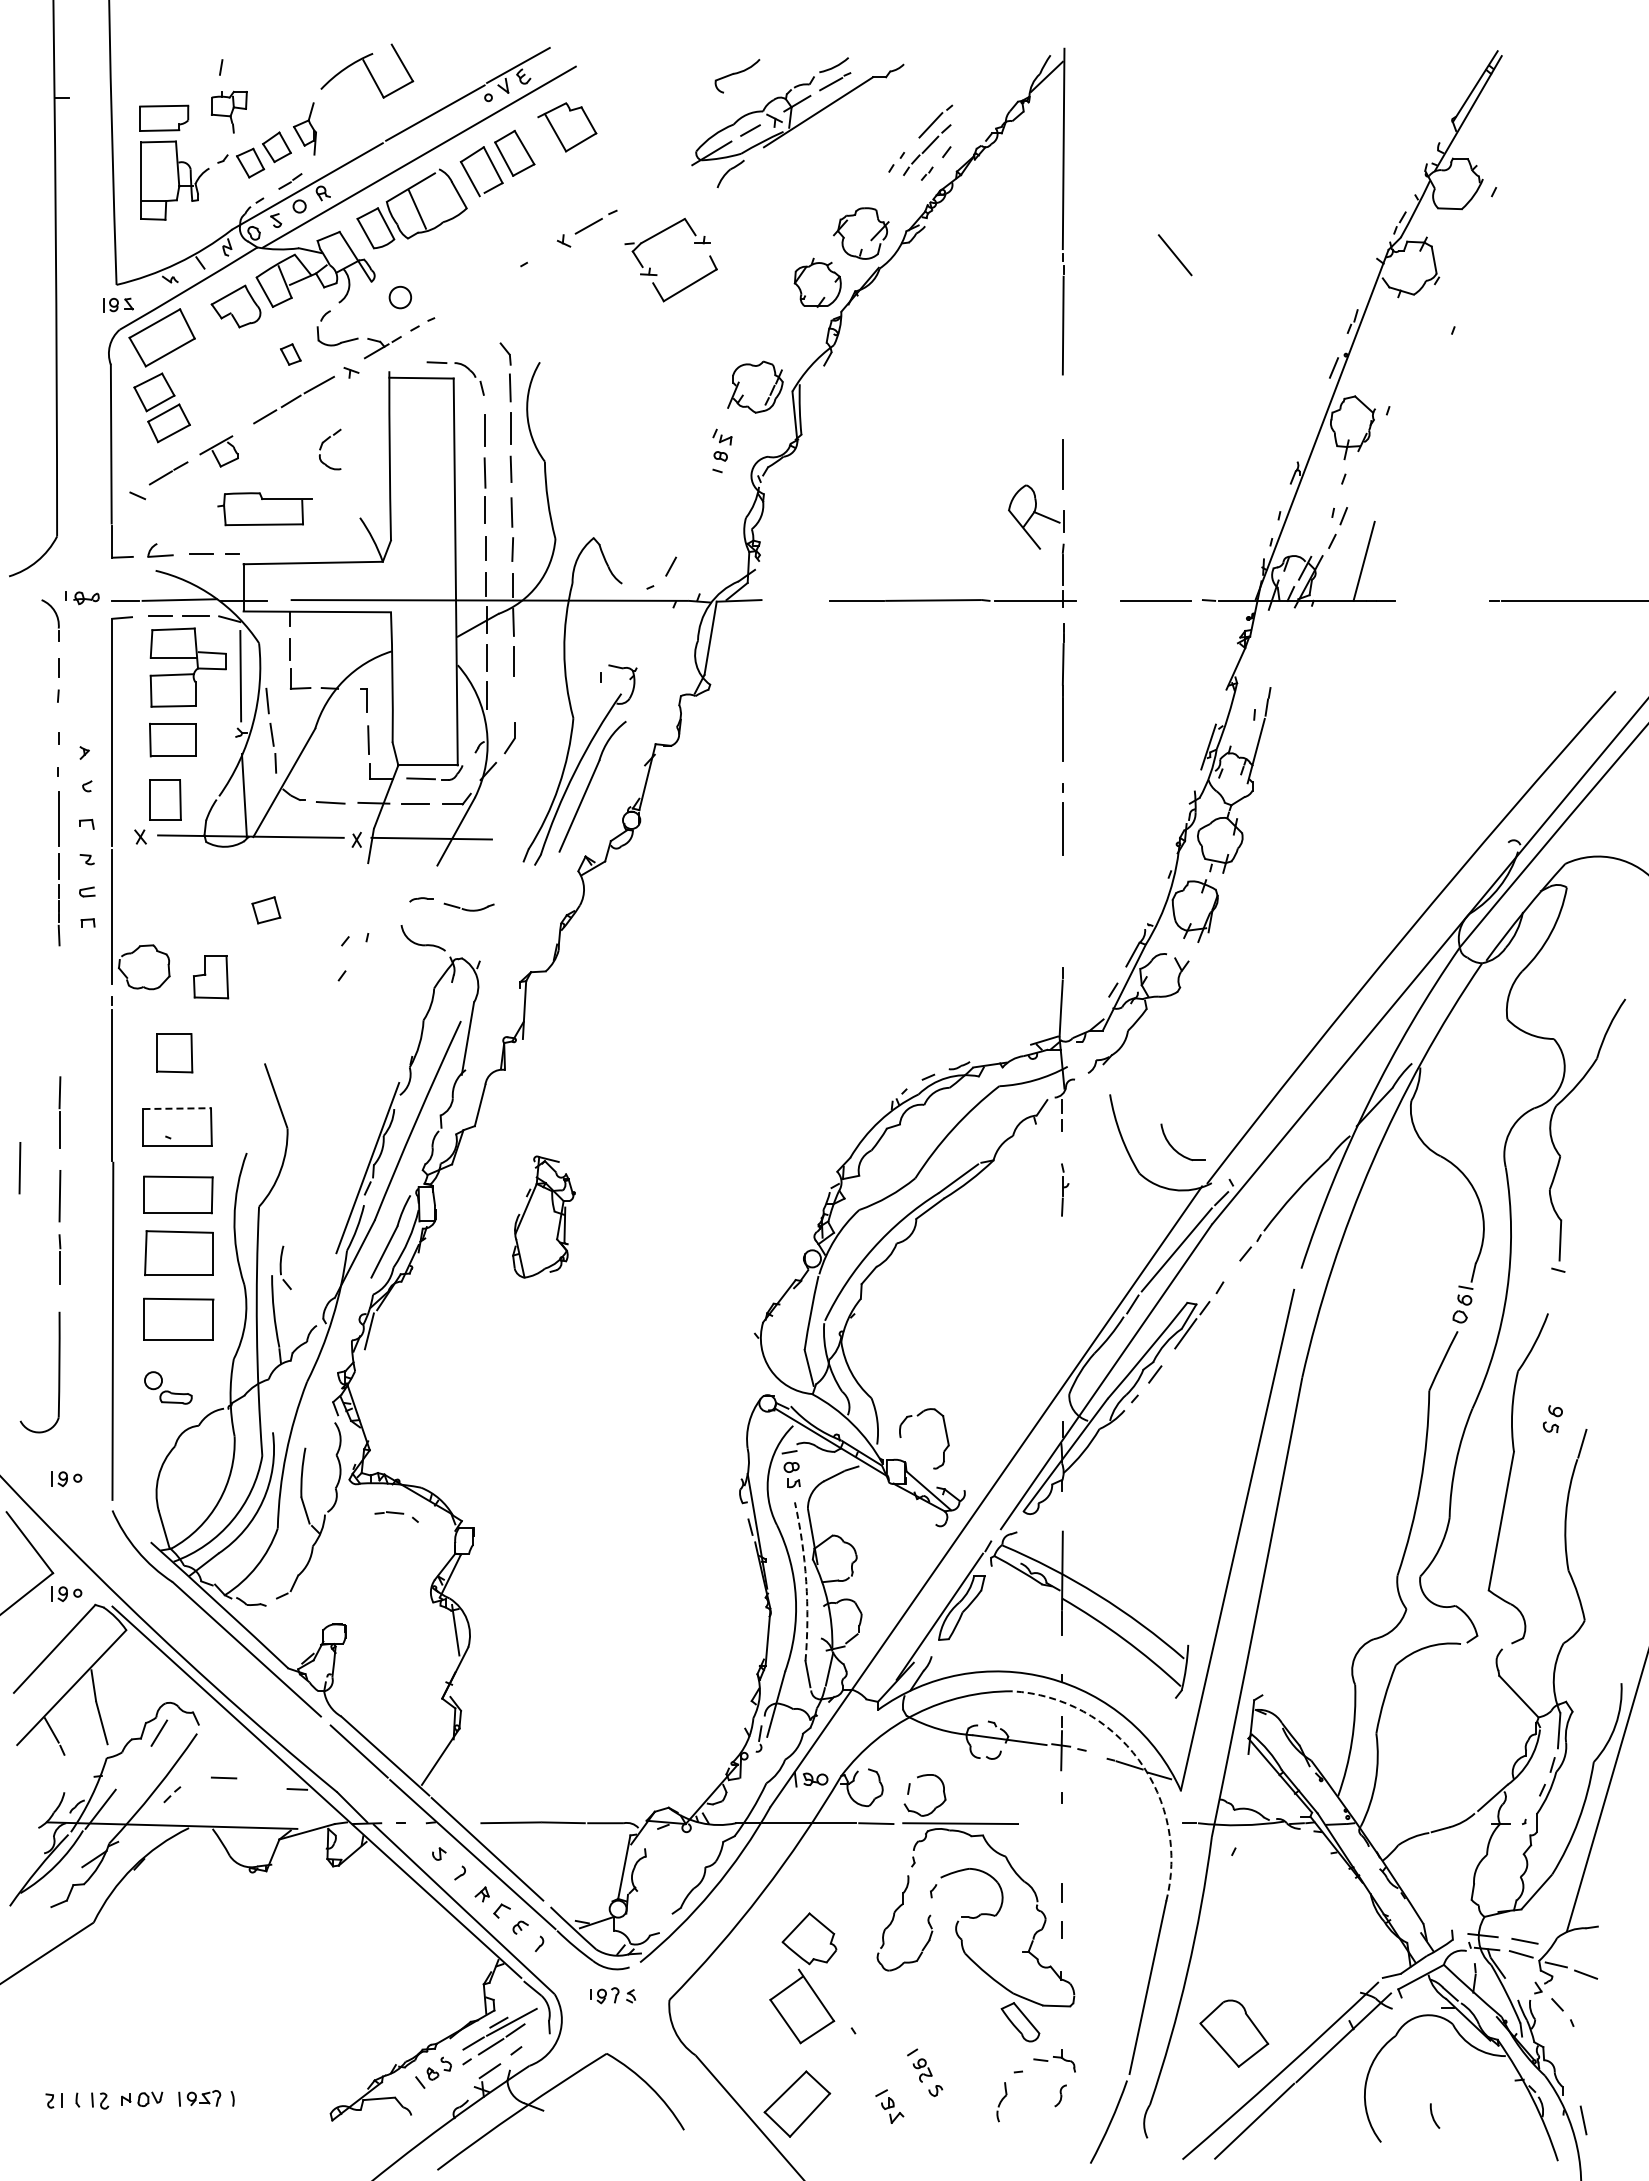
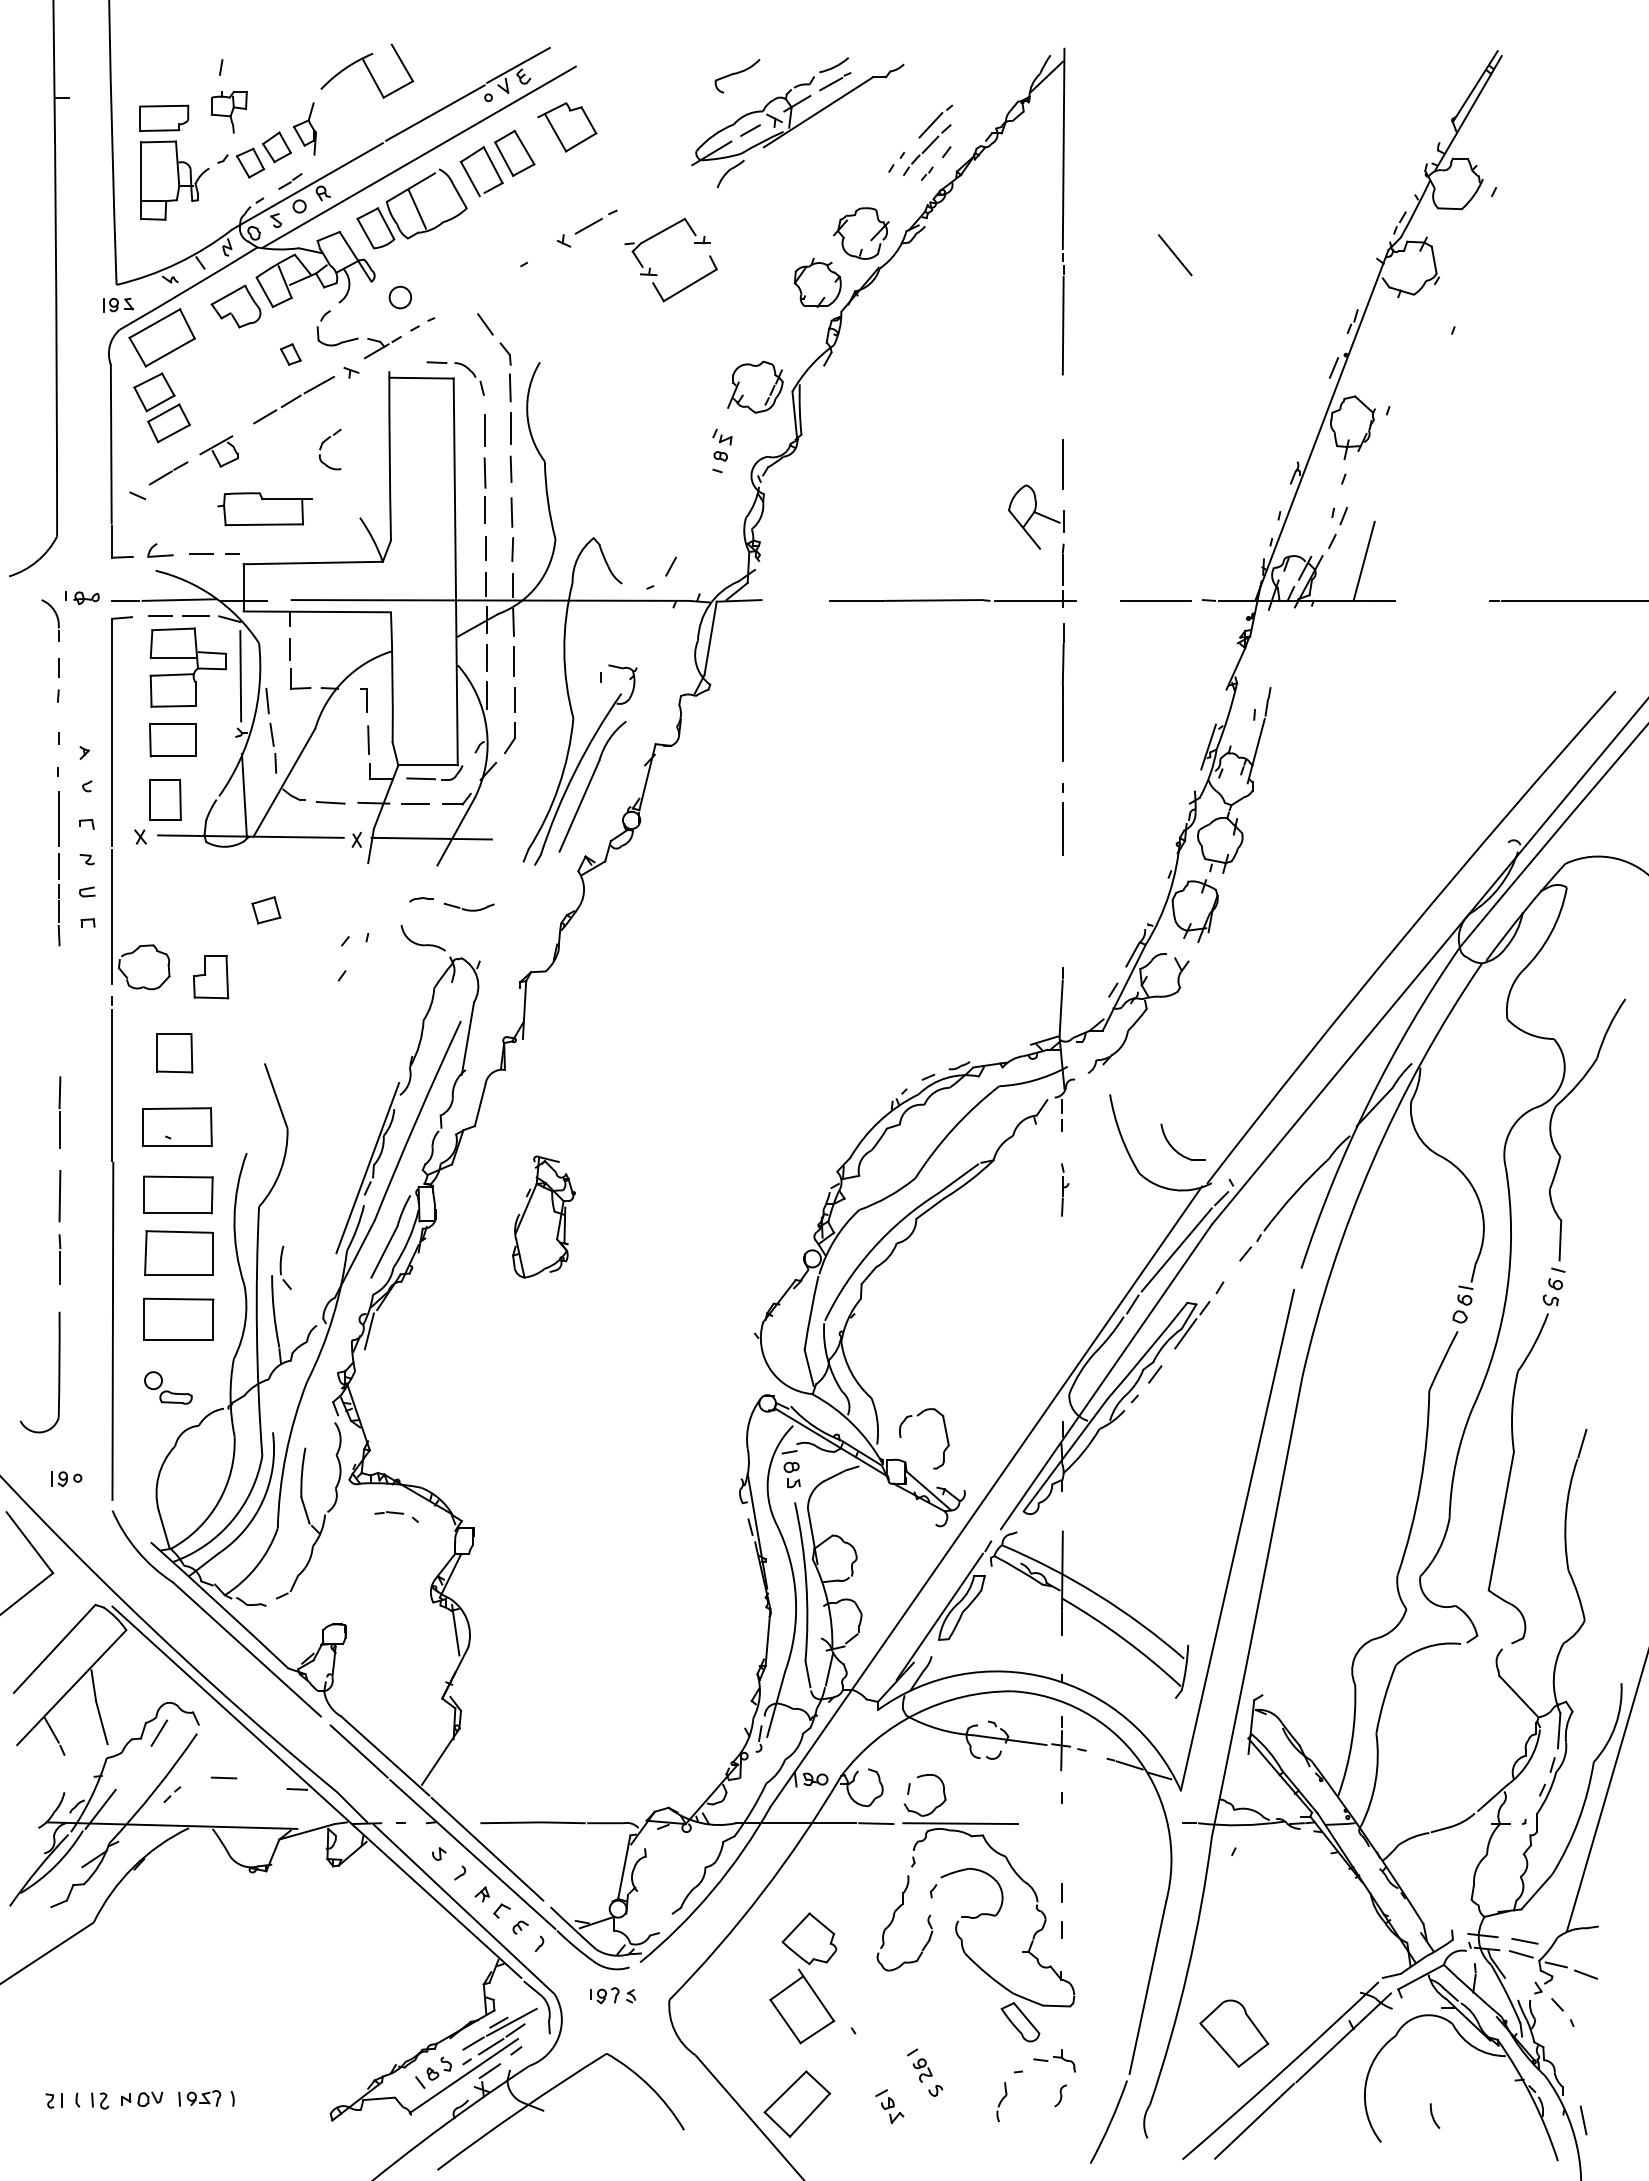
line: none -> present (485, 324)
line: none -> present (514, 700)
line: dashed -> solid (177, 1108)
line: present -> none (19, 1168)
part position: (1552, 1419) -> (1552, 1292) (1552, 1292)
arc: dashed -> solid (806, 1581)
part: present -> none (66, 1593)
arc: dashed -> solid (1138, 1760)
line: none -> present (463, 2076)
